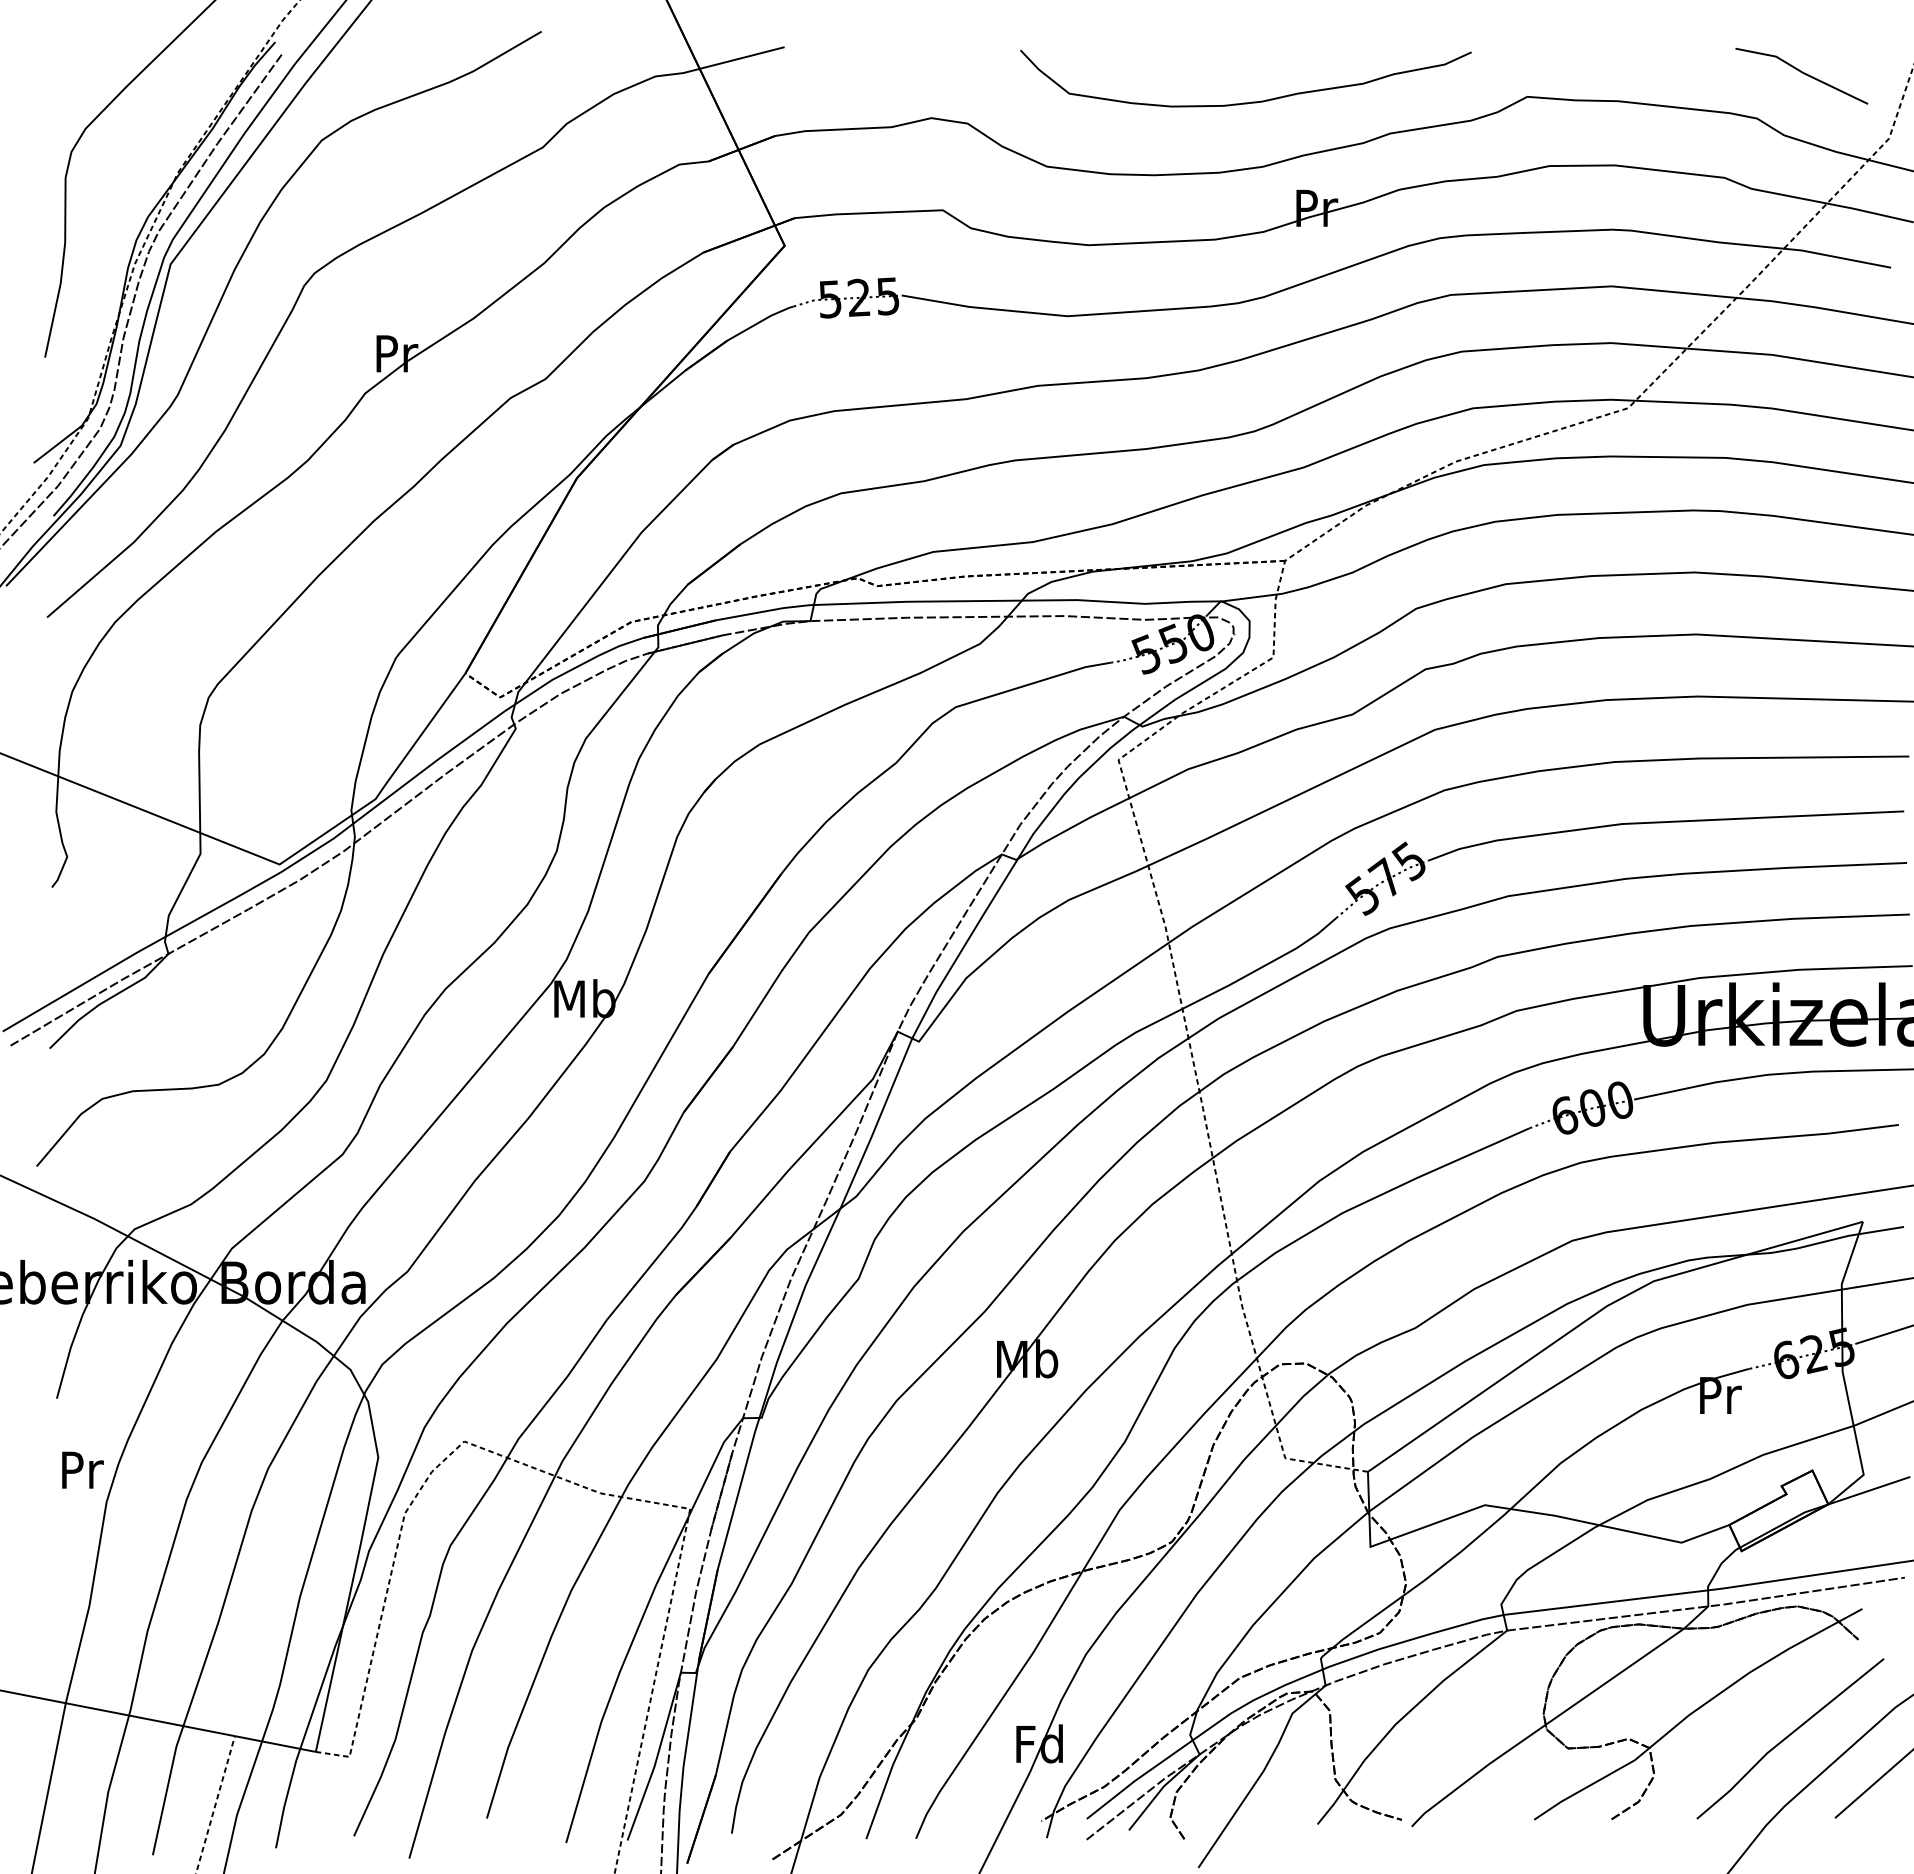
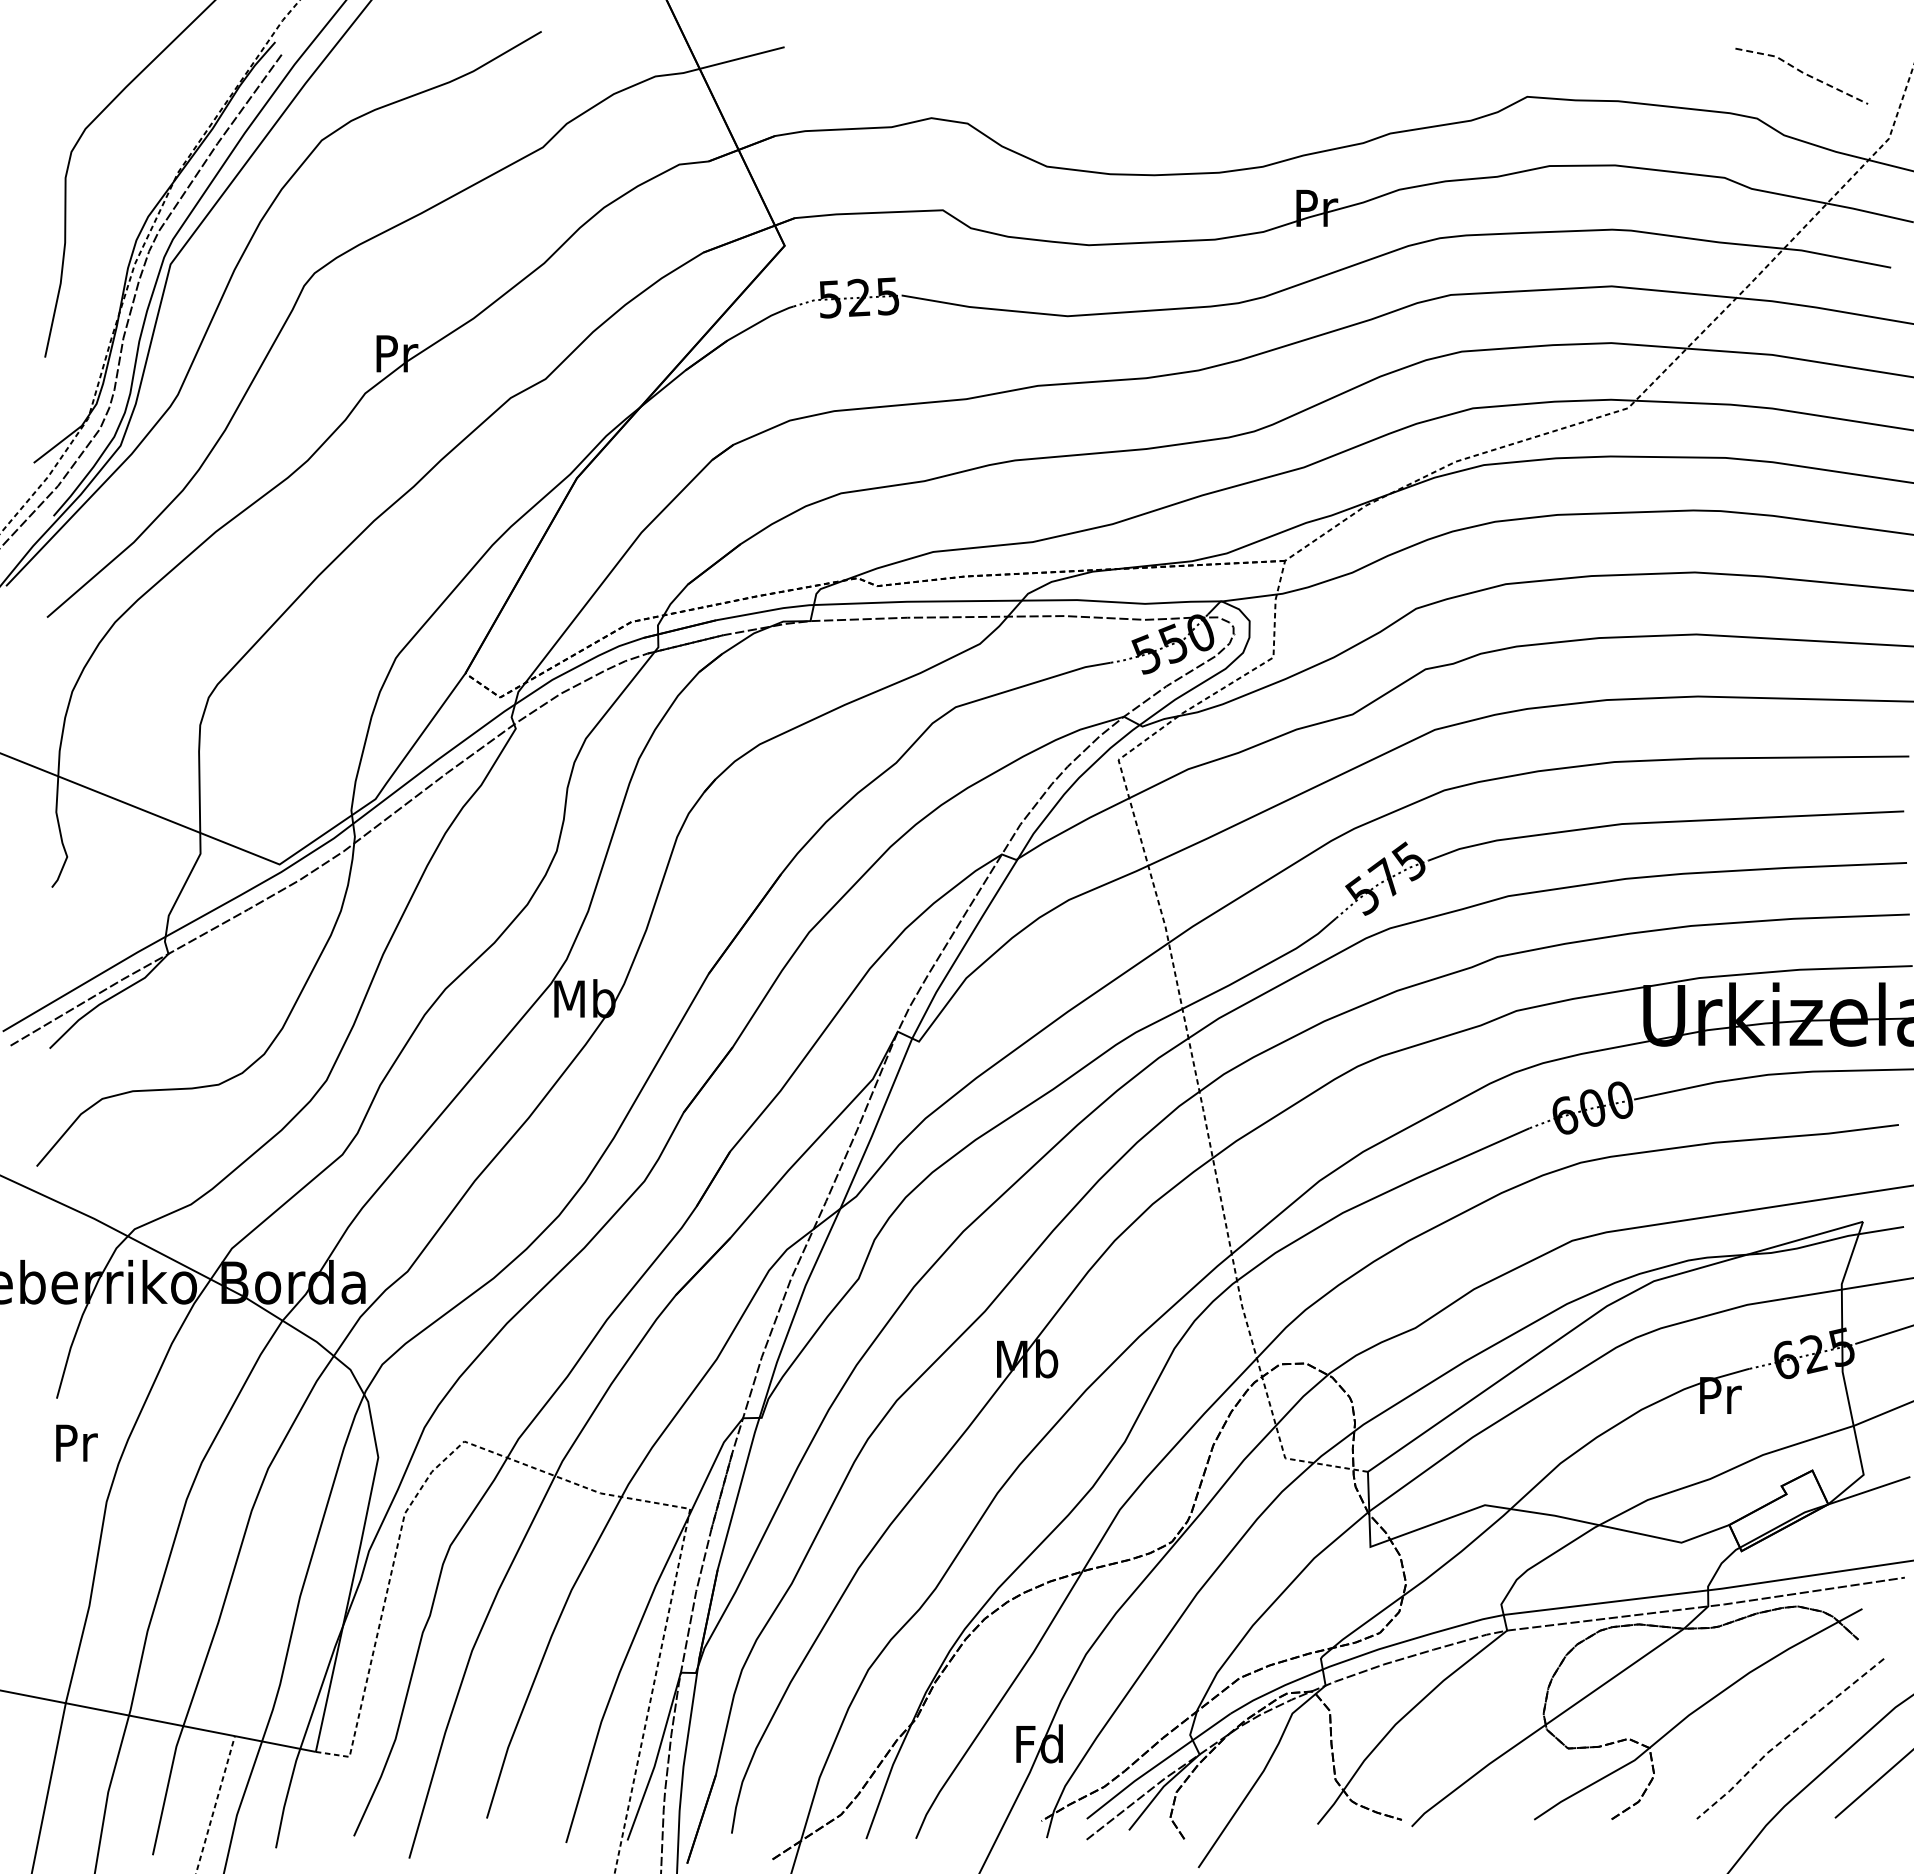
line: solid -> dashed (1802, 72)
curve: present -> none (1251, 101)
text position: (82, 1469) -> (76, 1442) (76, 1442)
line: solid -> dashed (1787, 1737)
